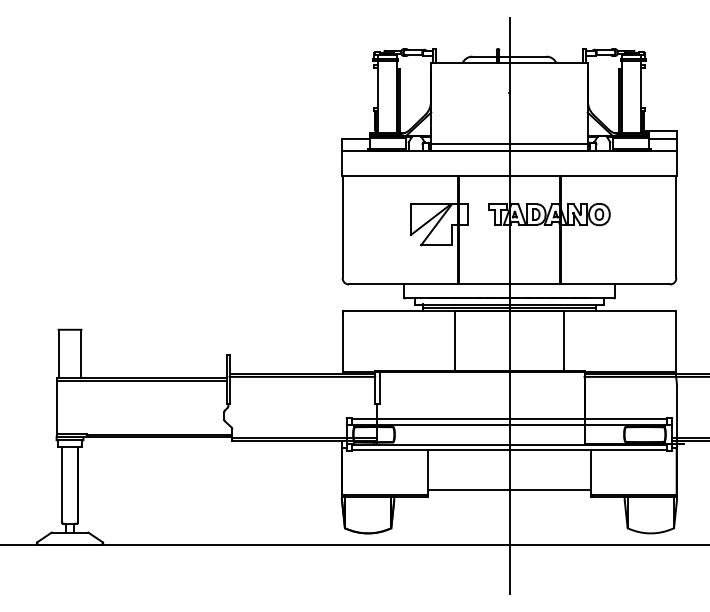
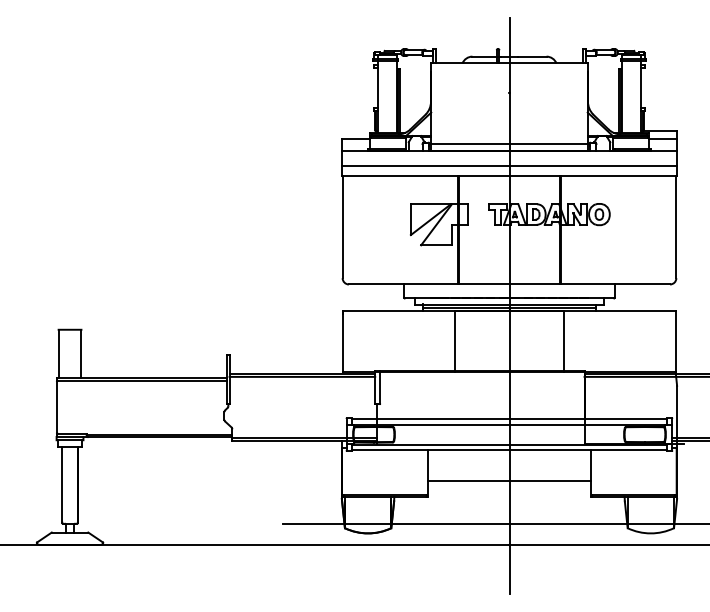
line: none -> present (509, 165)
line position: (509, 489) -> (509, 480) (509, 480)
line: none -> present (494, 524)
